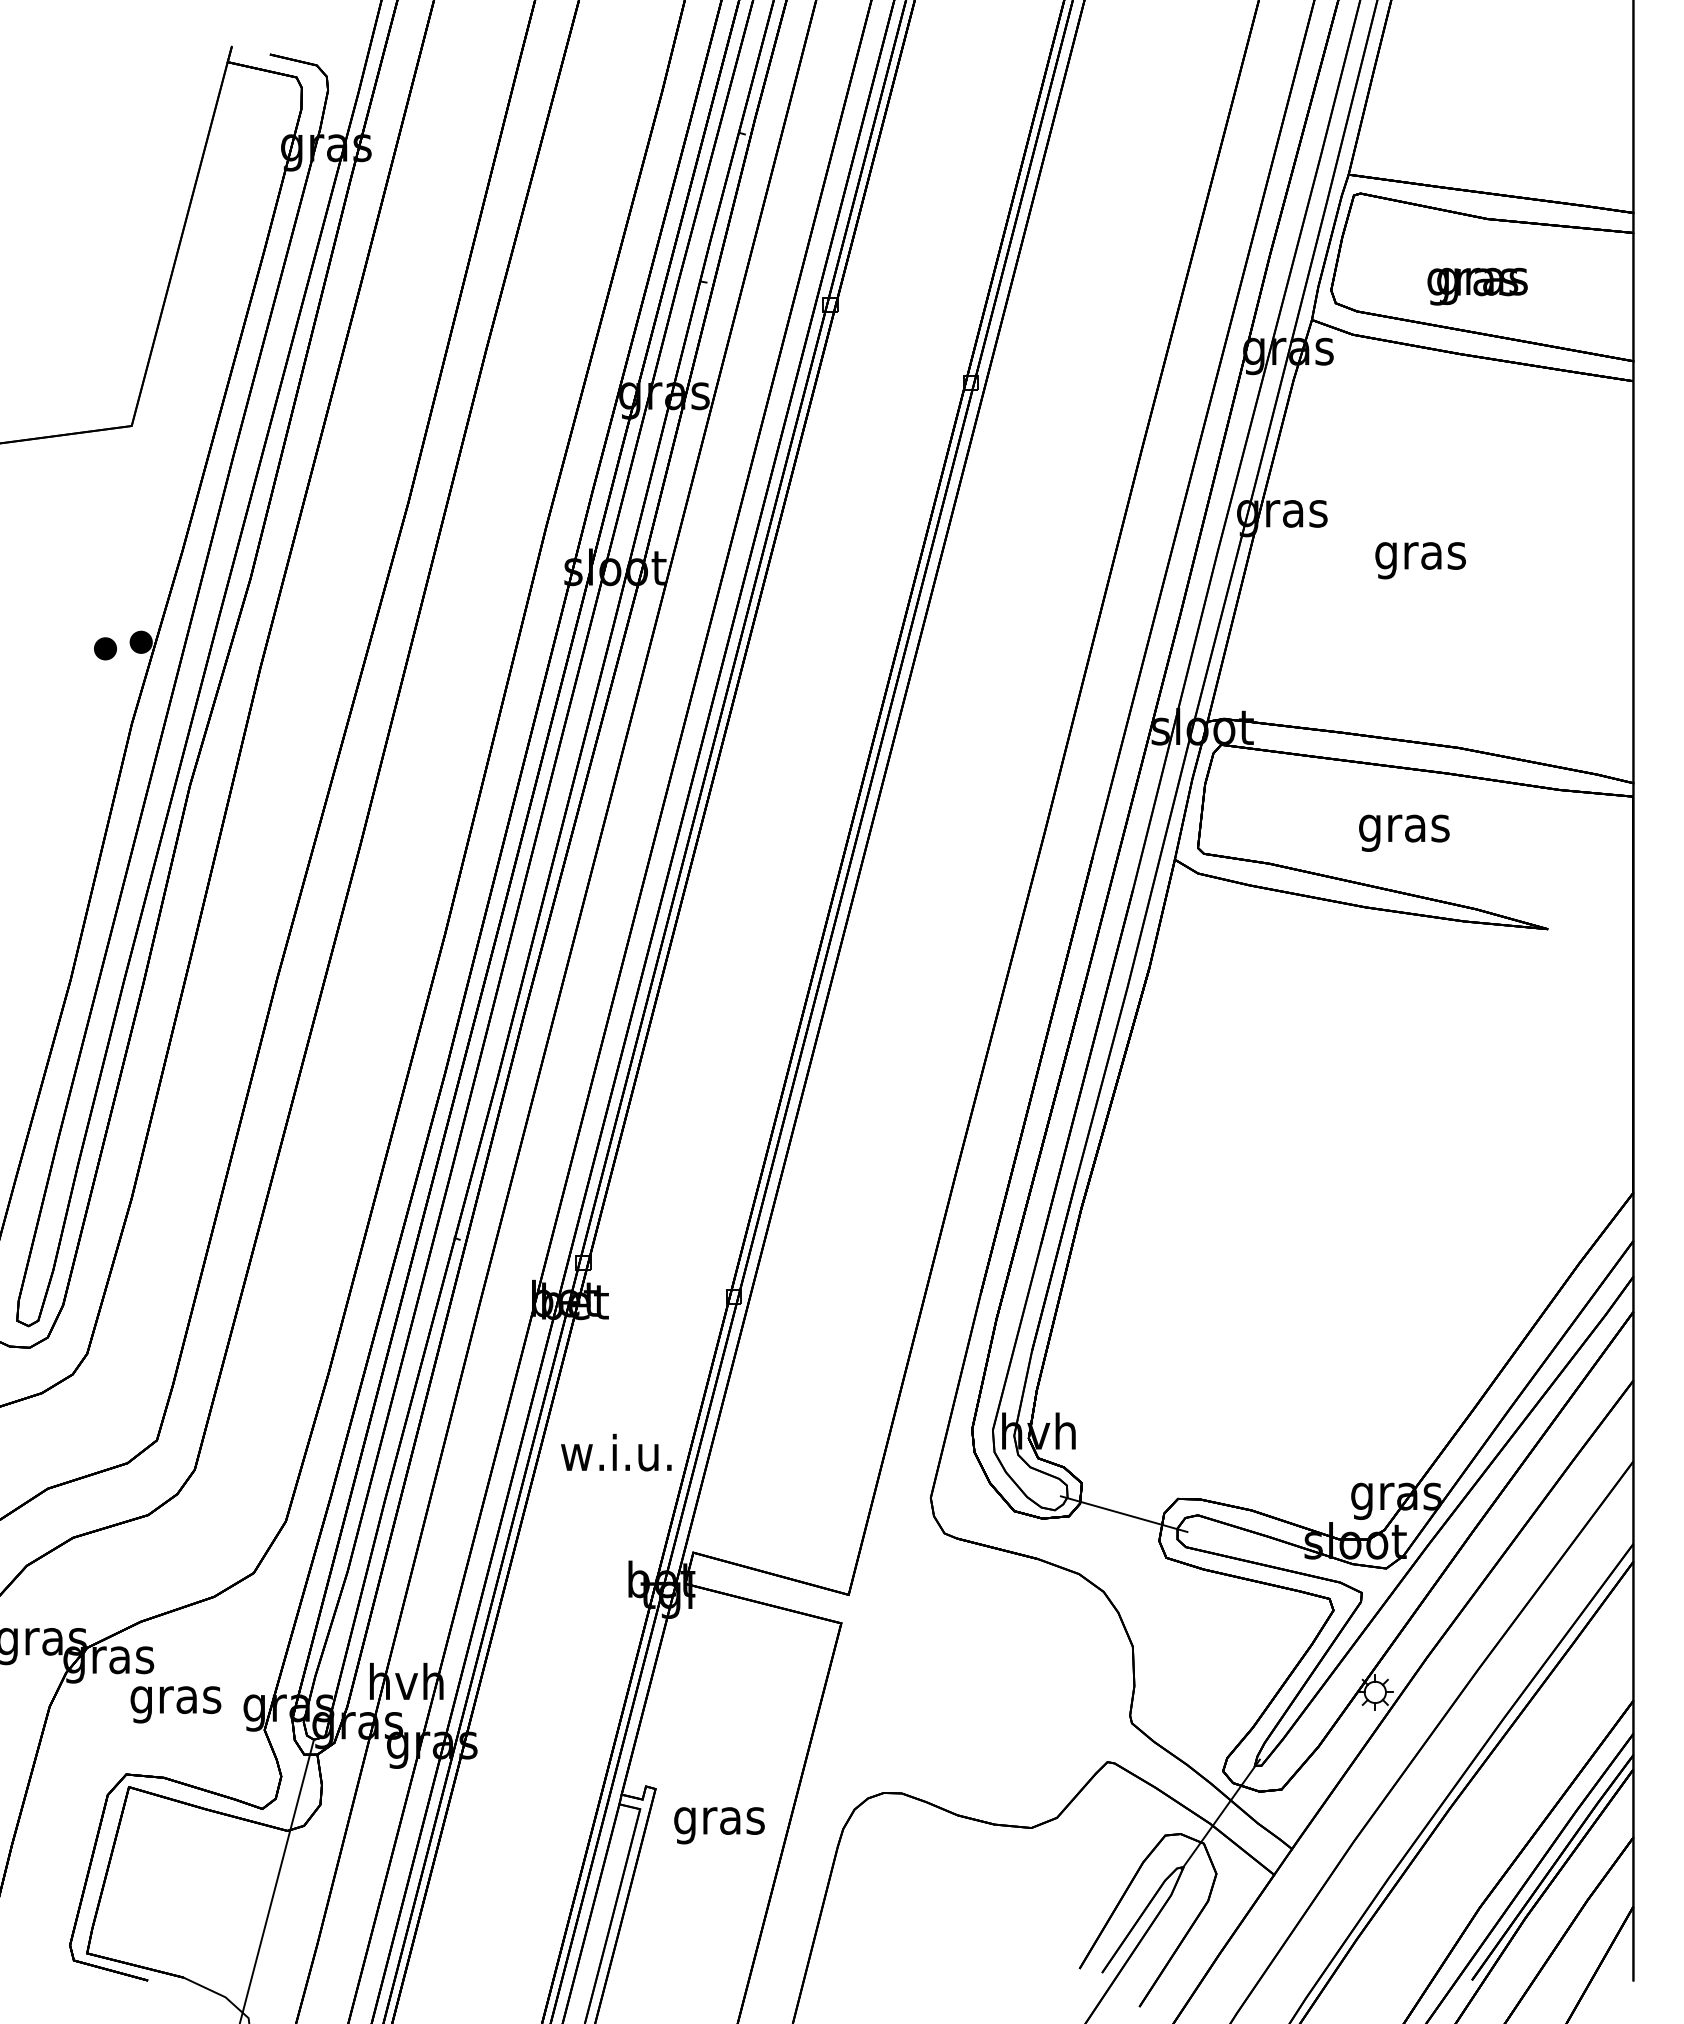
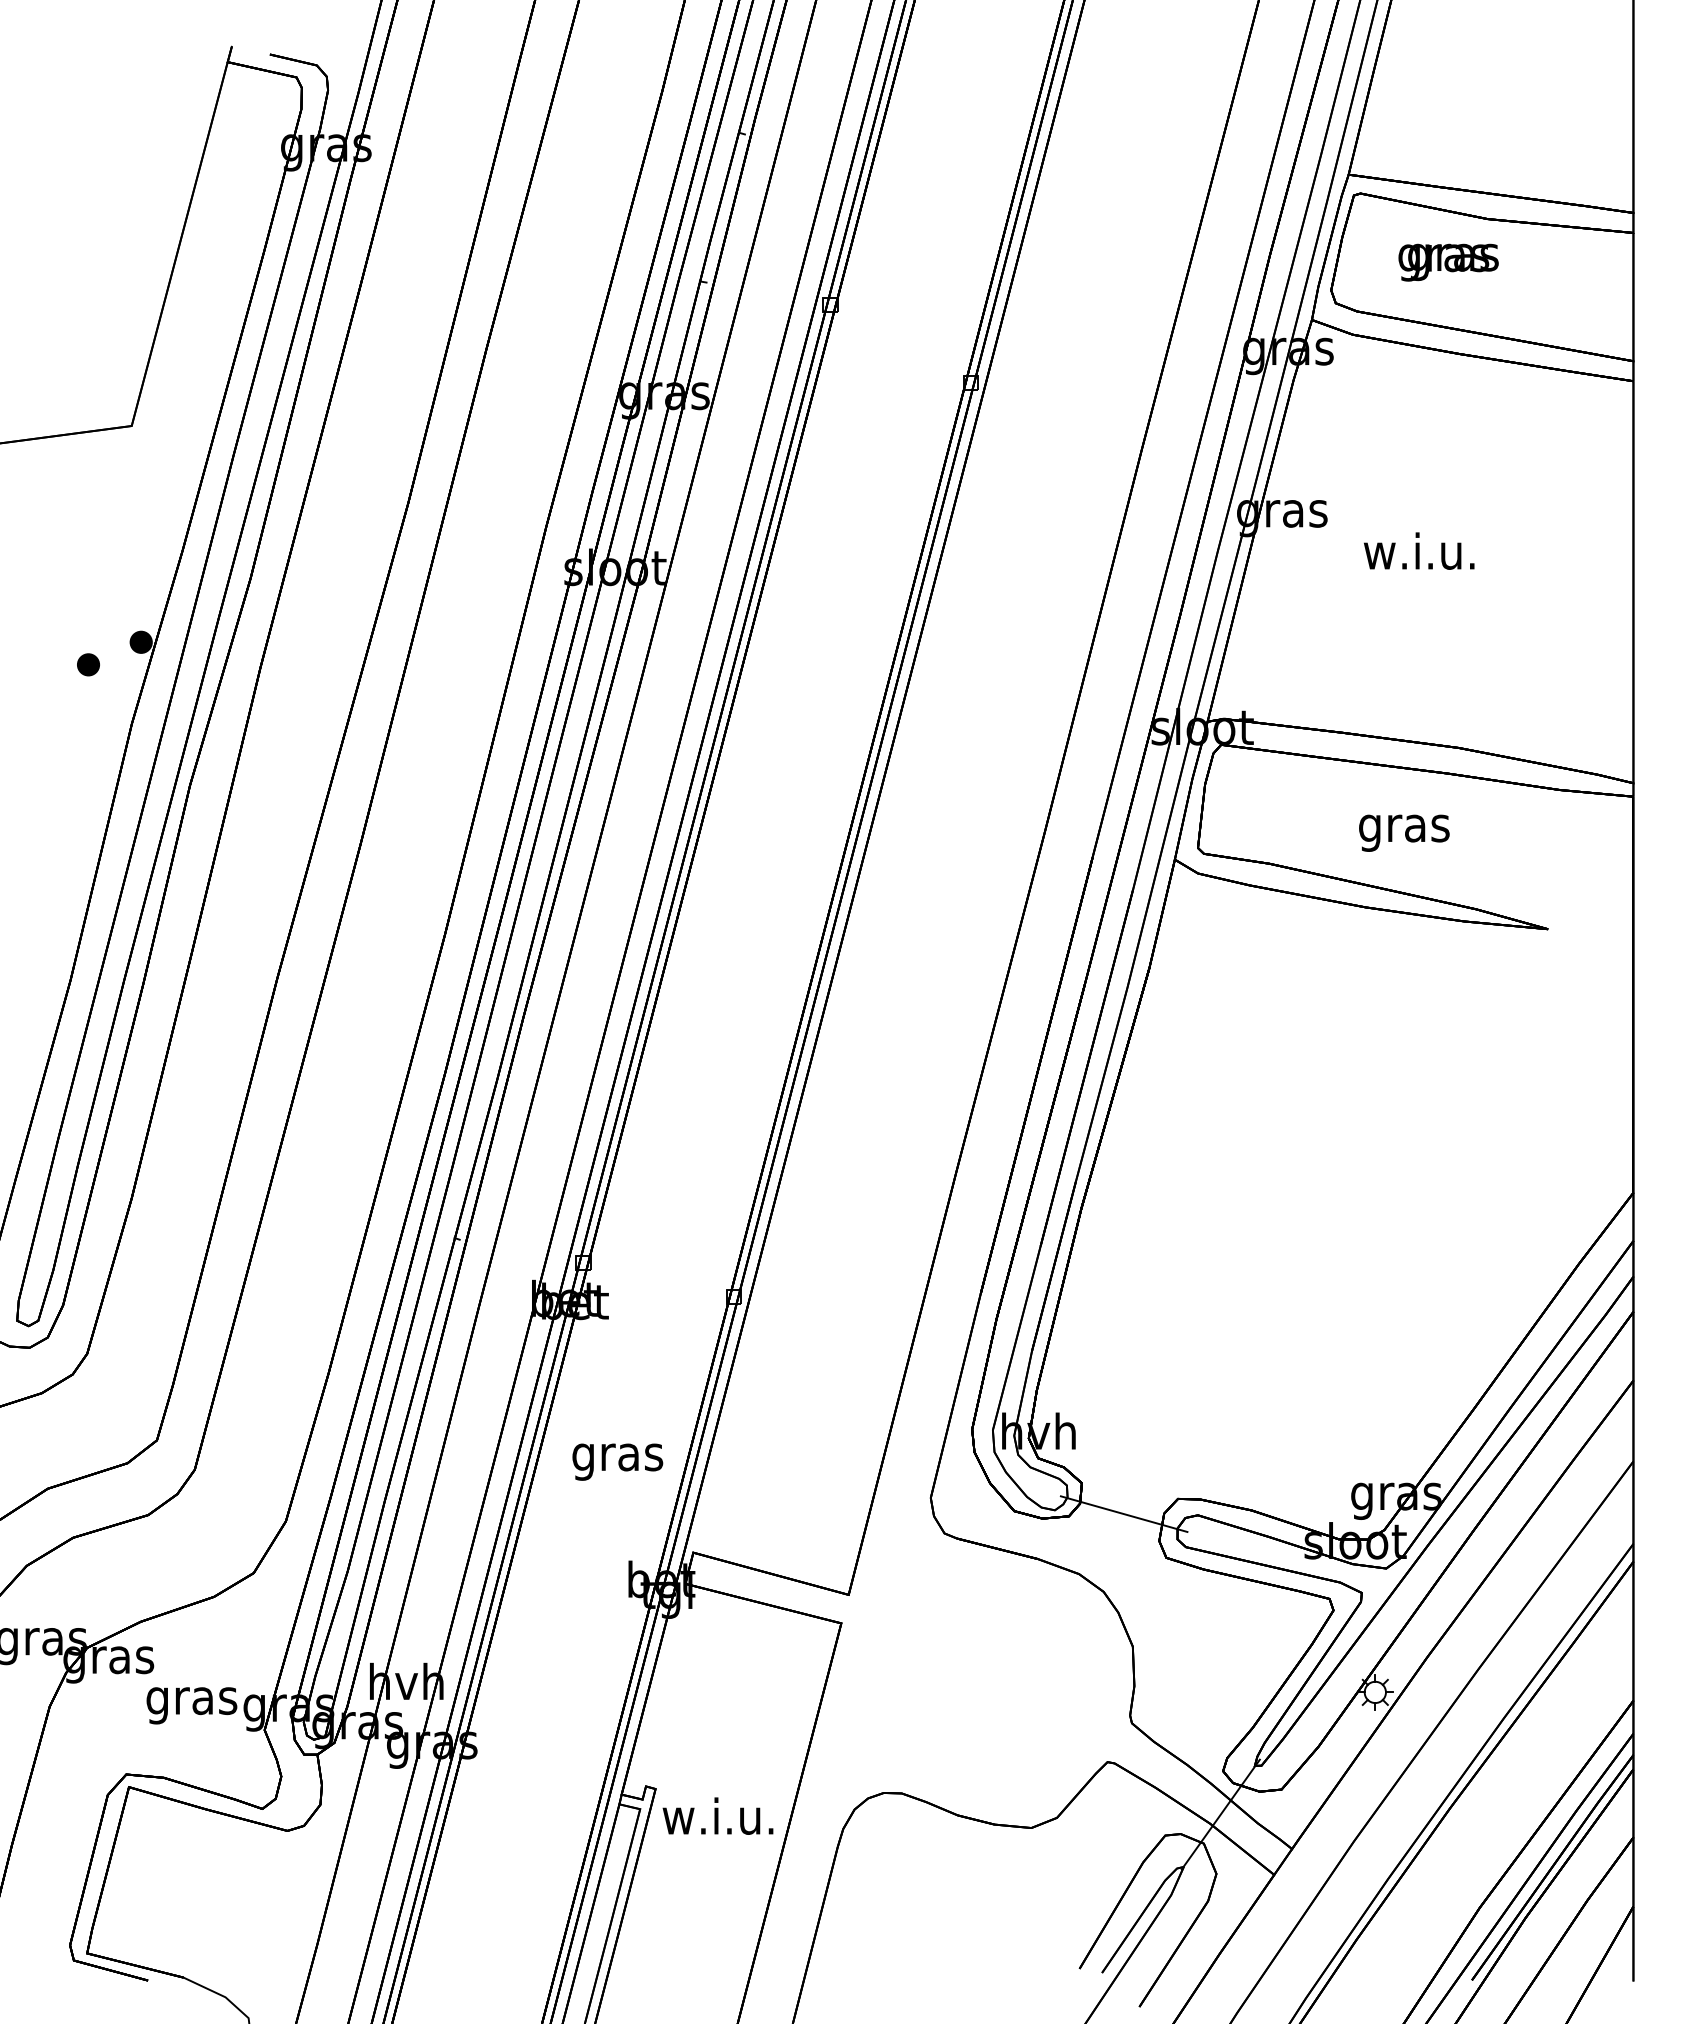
text position: (1477, 286) -> (1448, 262) (1448, 262)
text: gras -> w.i.u. (1419, 555)
part position: (105, 648) -> (88, 664) (88, 664)
text: w.i.u. -> gras (616, 1456)
text position: (175, 1704) -> (191, 1705) (191, 1705)
text: gras -> w.i.u. (717, 1820)
line: present -> none (276, 1879)
